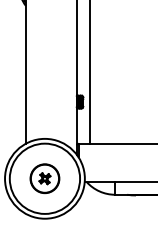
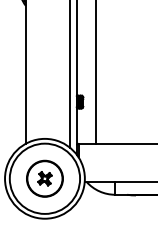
line position: (90, 72) -> (96, 72) (96, 72)
line: none -> present (70, 74)
part size: 32x32 px -> 38x39 px (44, 178)
